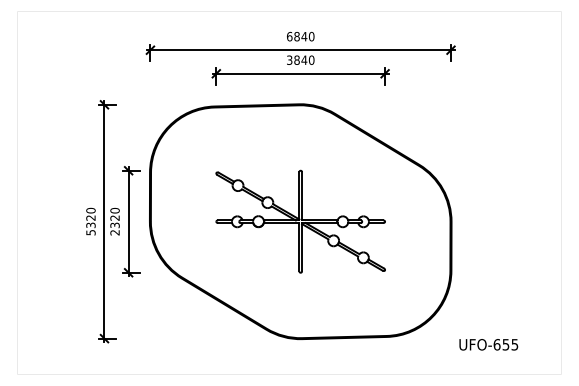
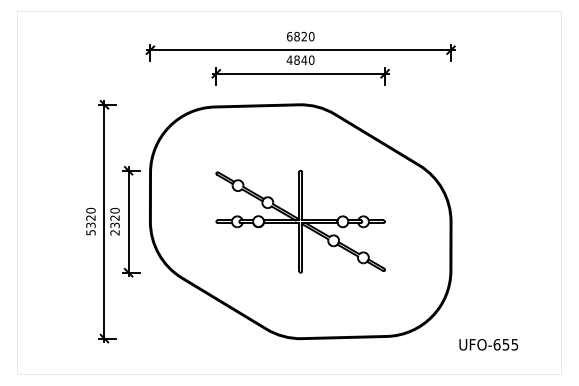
text: 6840 -> 6820 (304, 36)
text: 3840 -> 4840 (289, 59)
